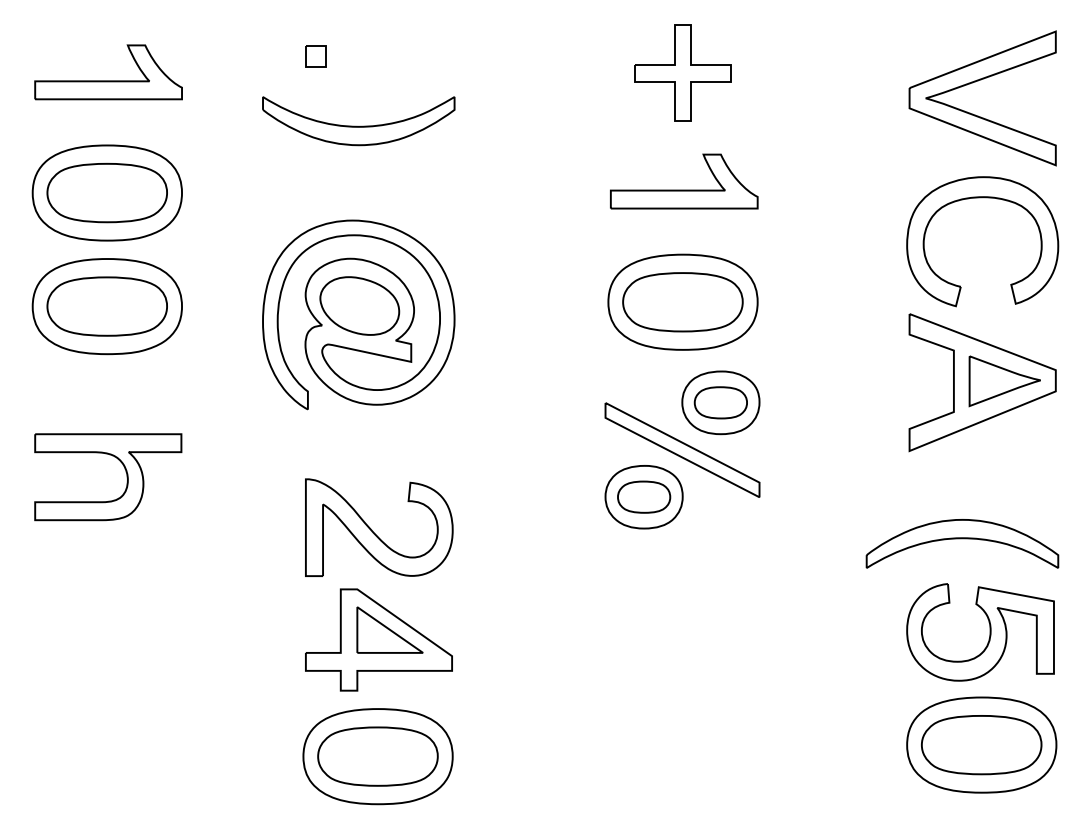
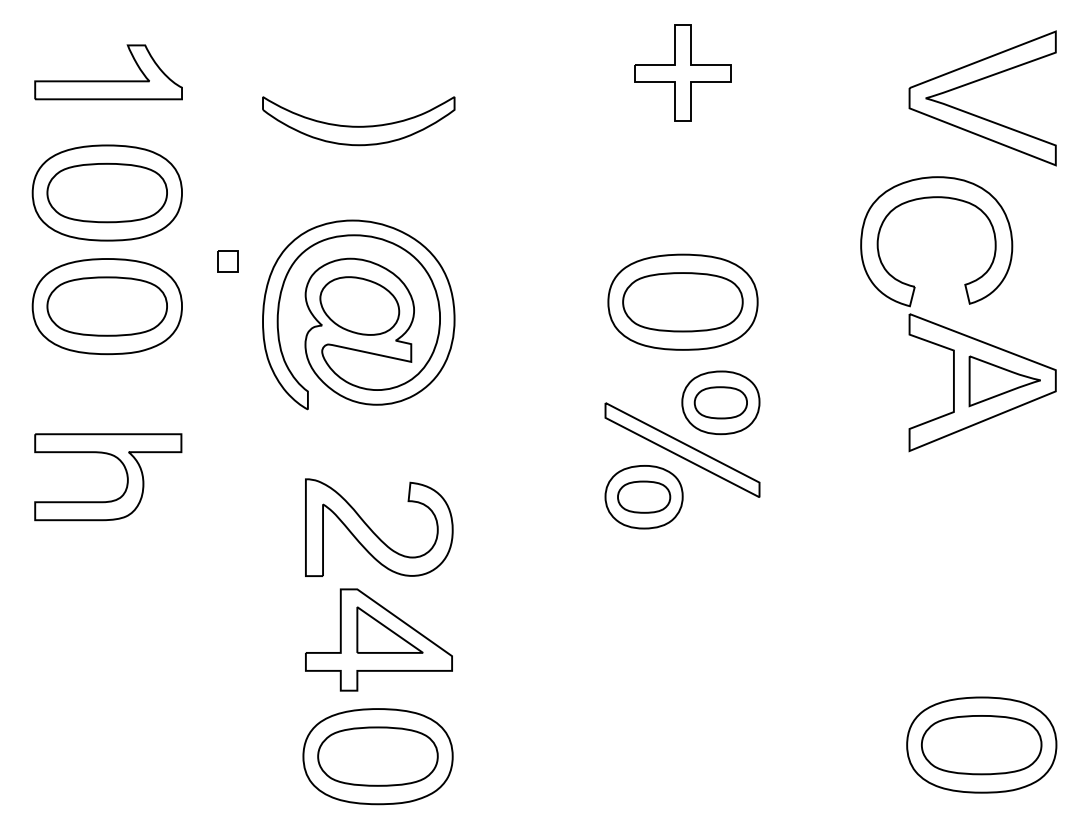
part position: (315, 56) -> (227, 261) (227, 261)
part: present -> none (684, 189)
part position: (982, 198) -> (936, 198) (936, 198)
part: present -> none (962, 543)
part: present -> none (989, 632)
